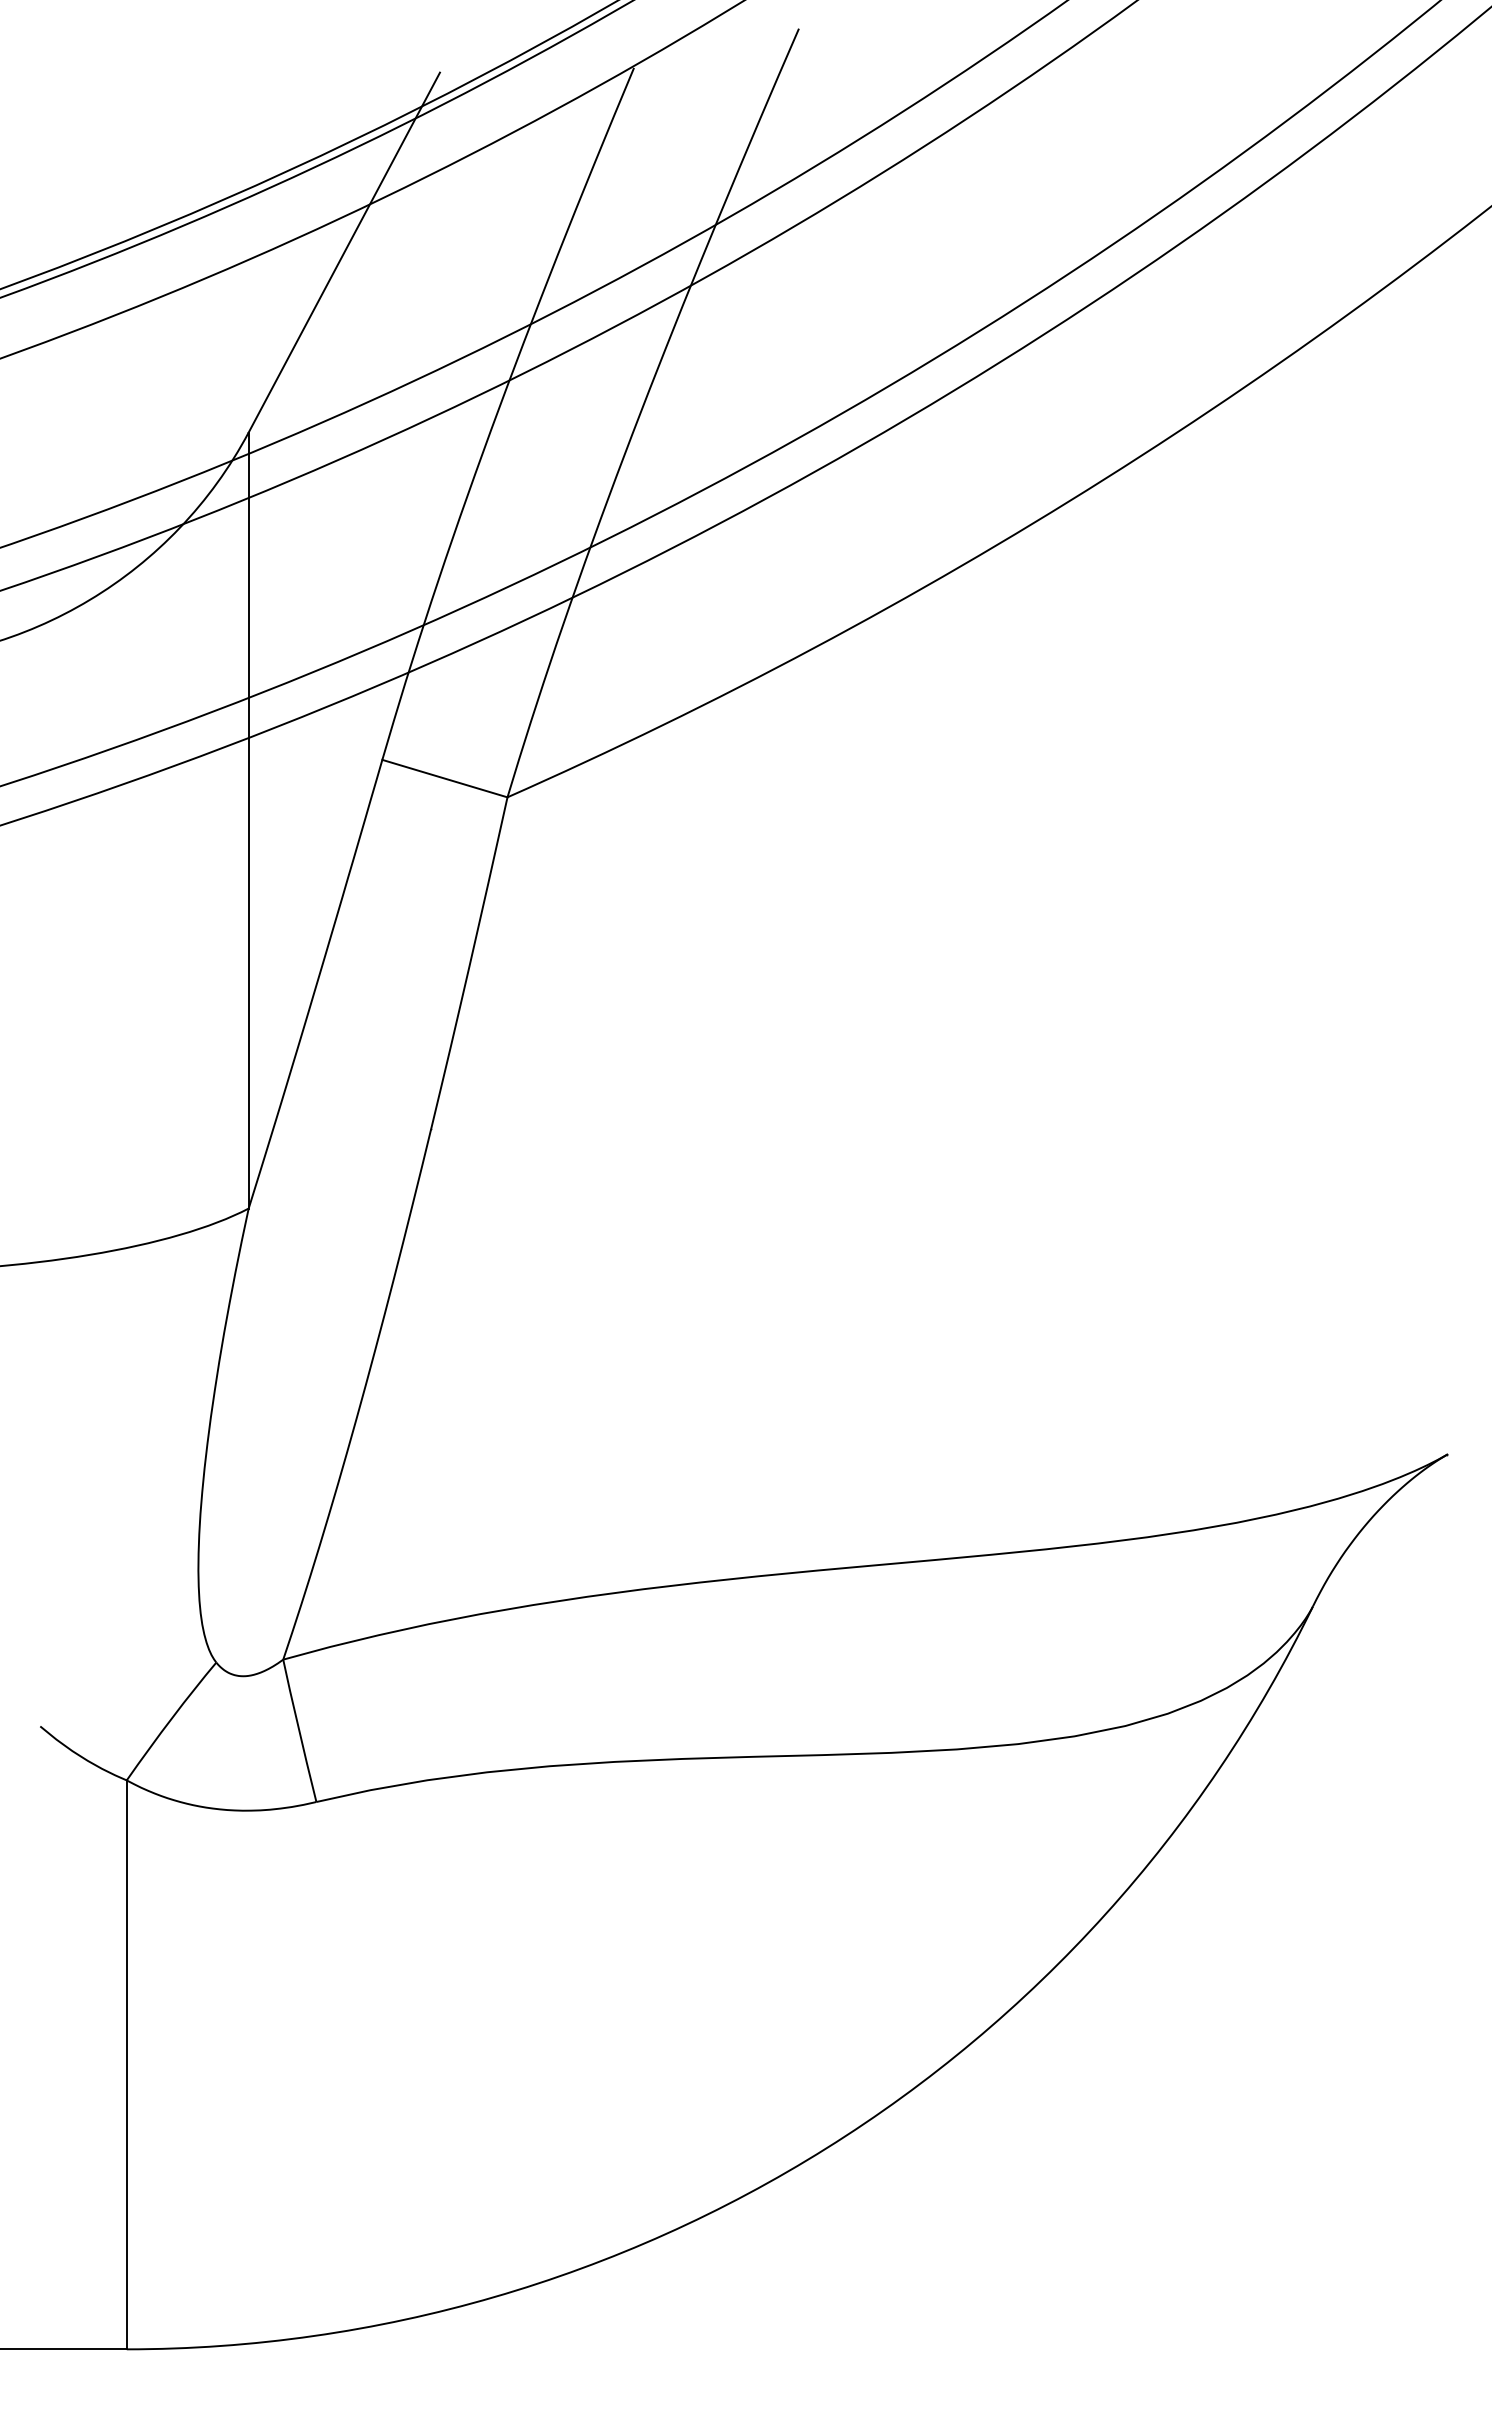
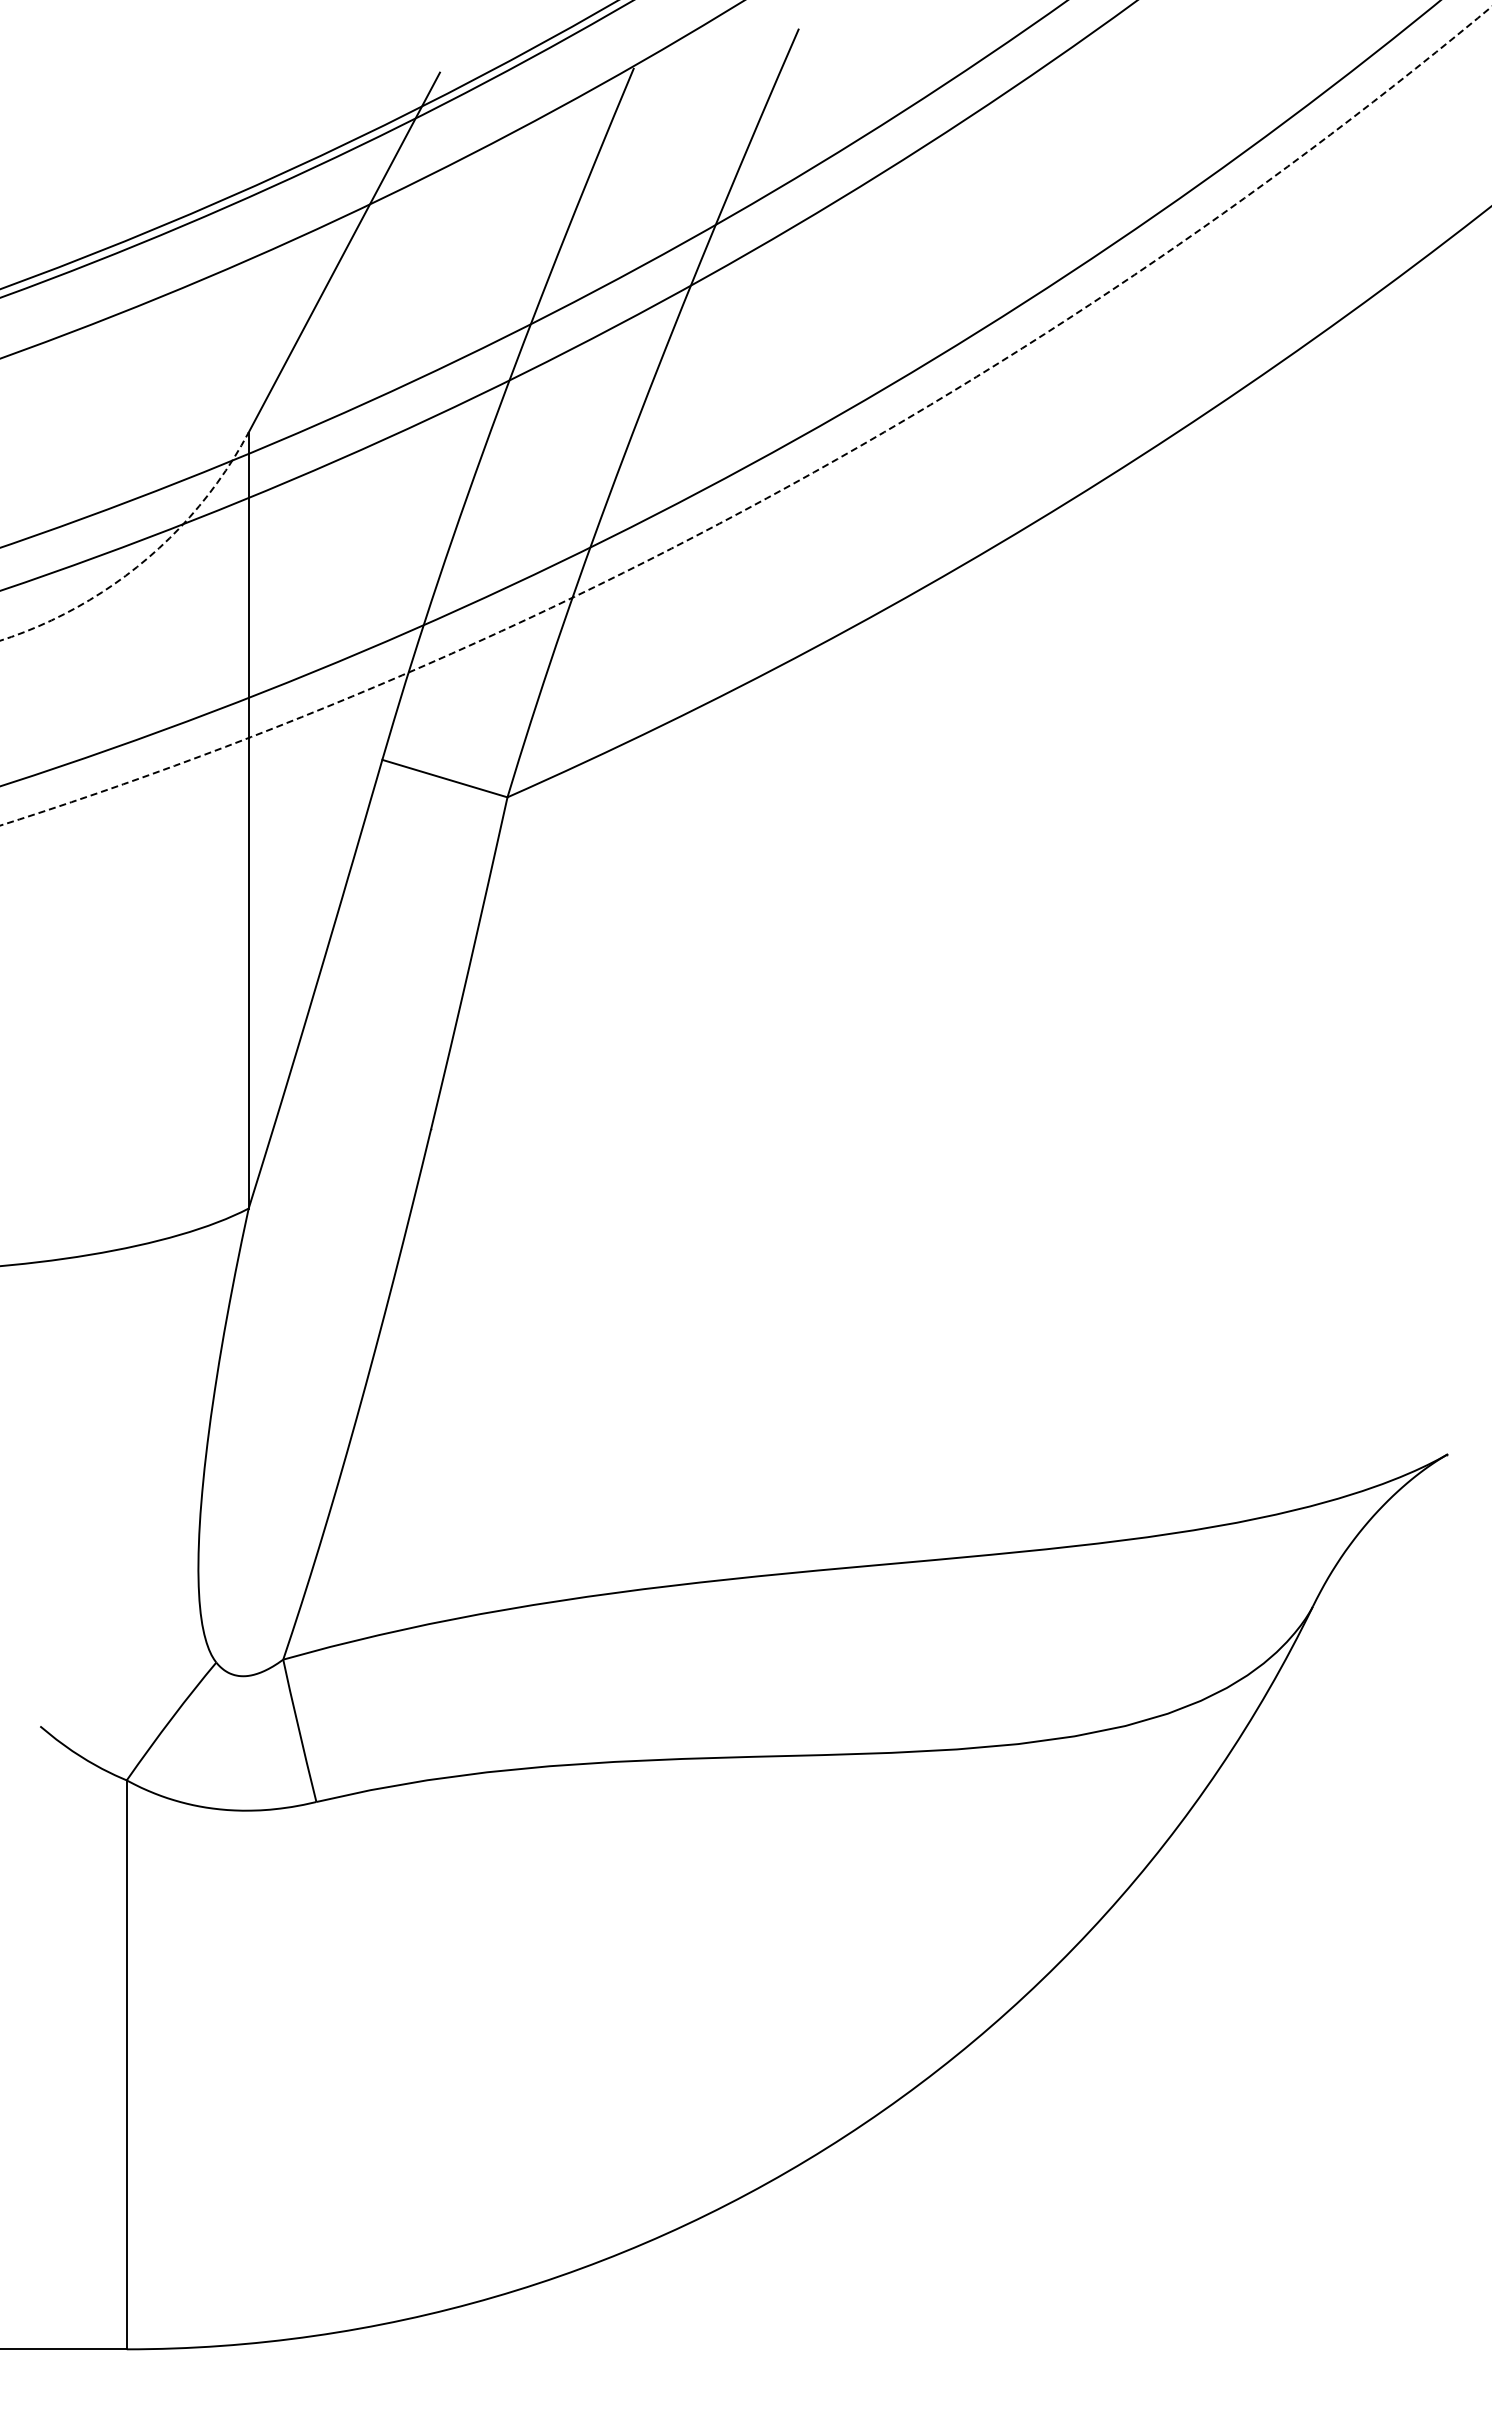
circle: solid -> dashed (745, 415)
arc: solid -> dashed (143, 561)
